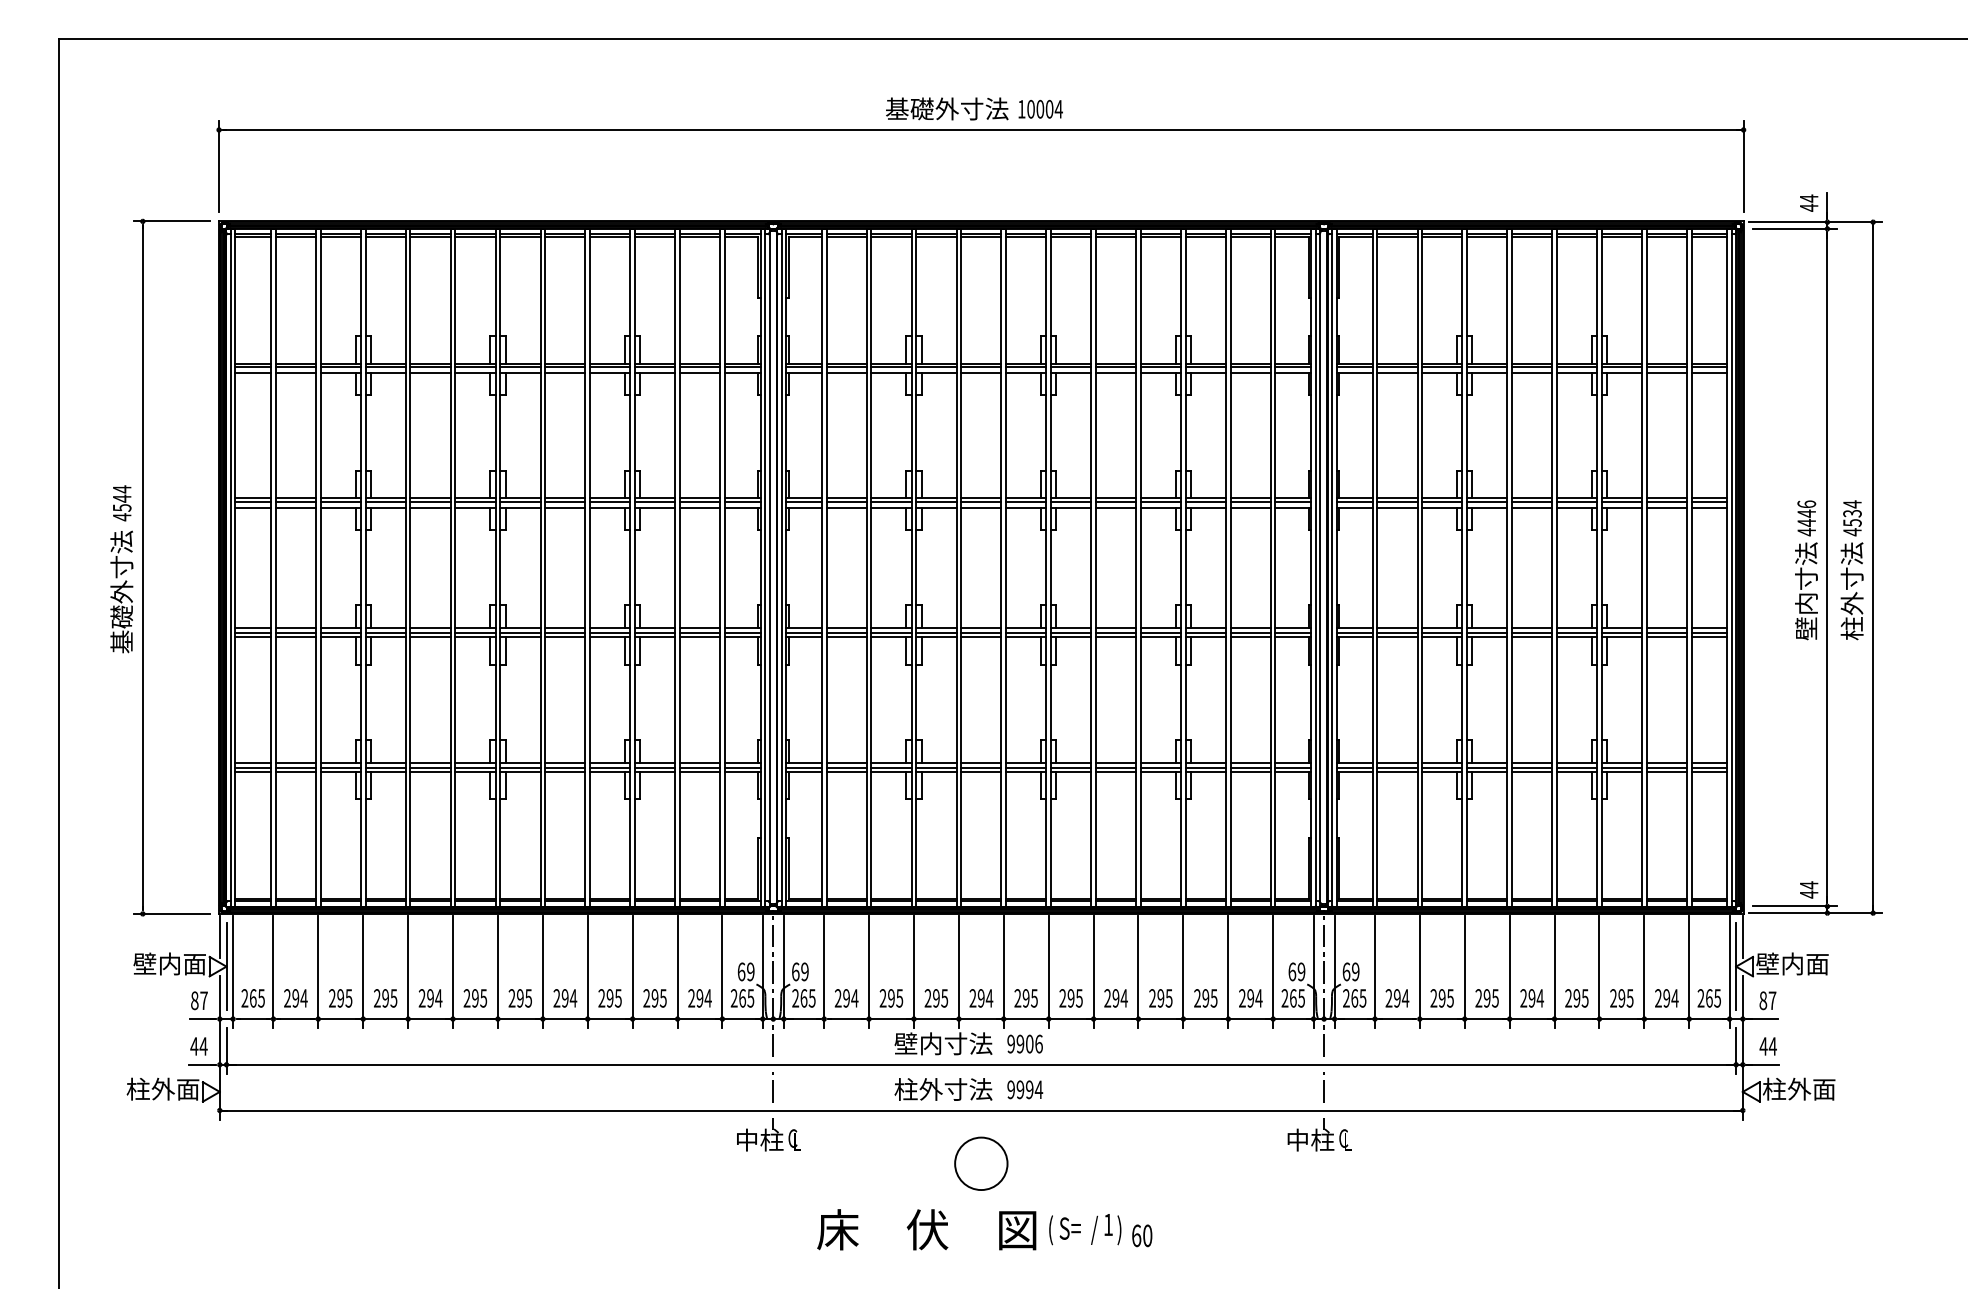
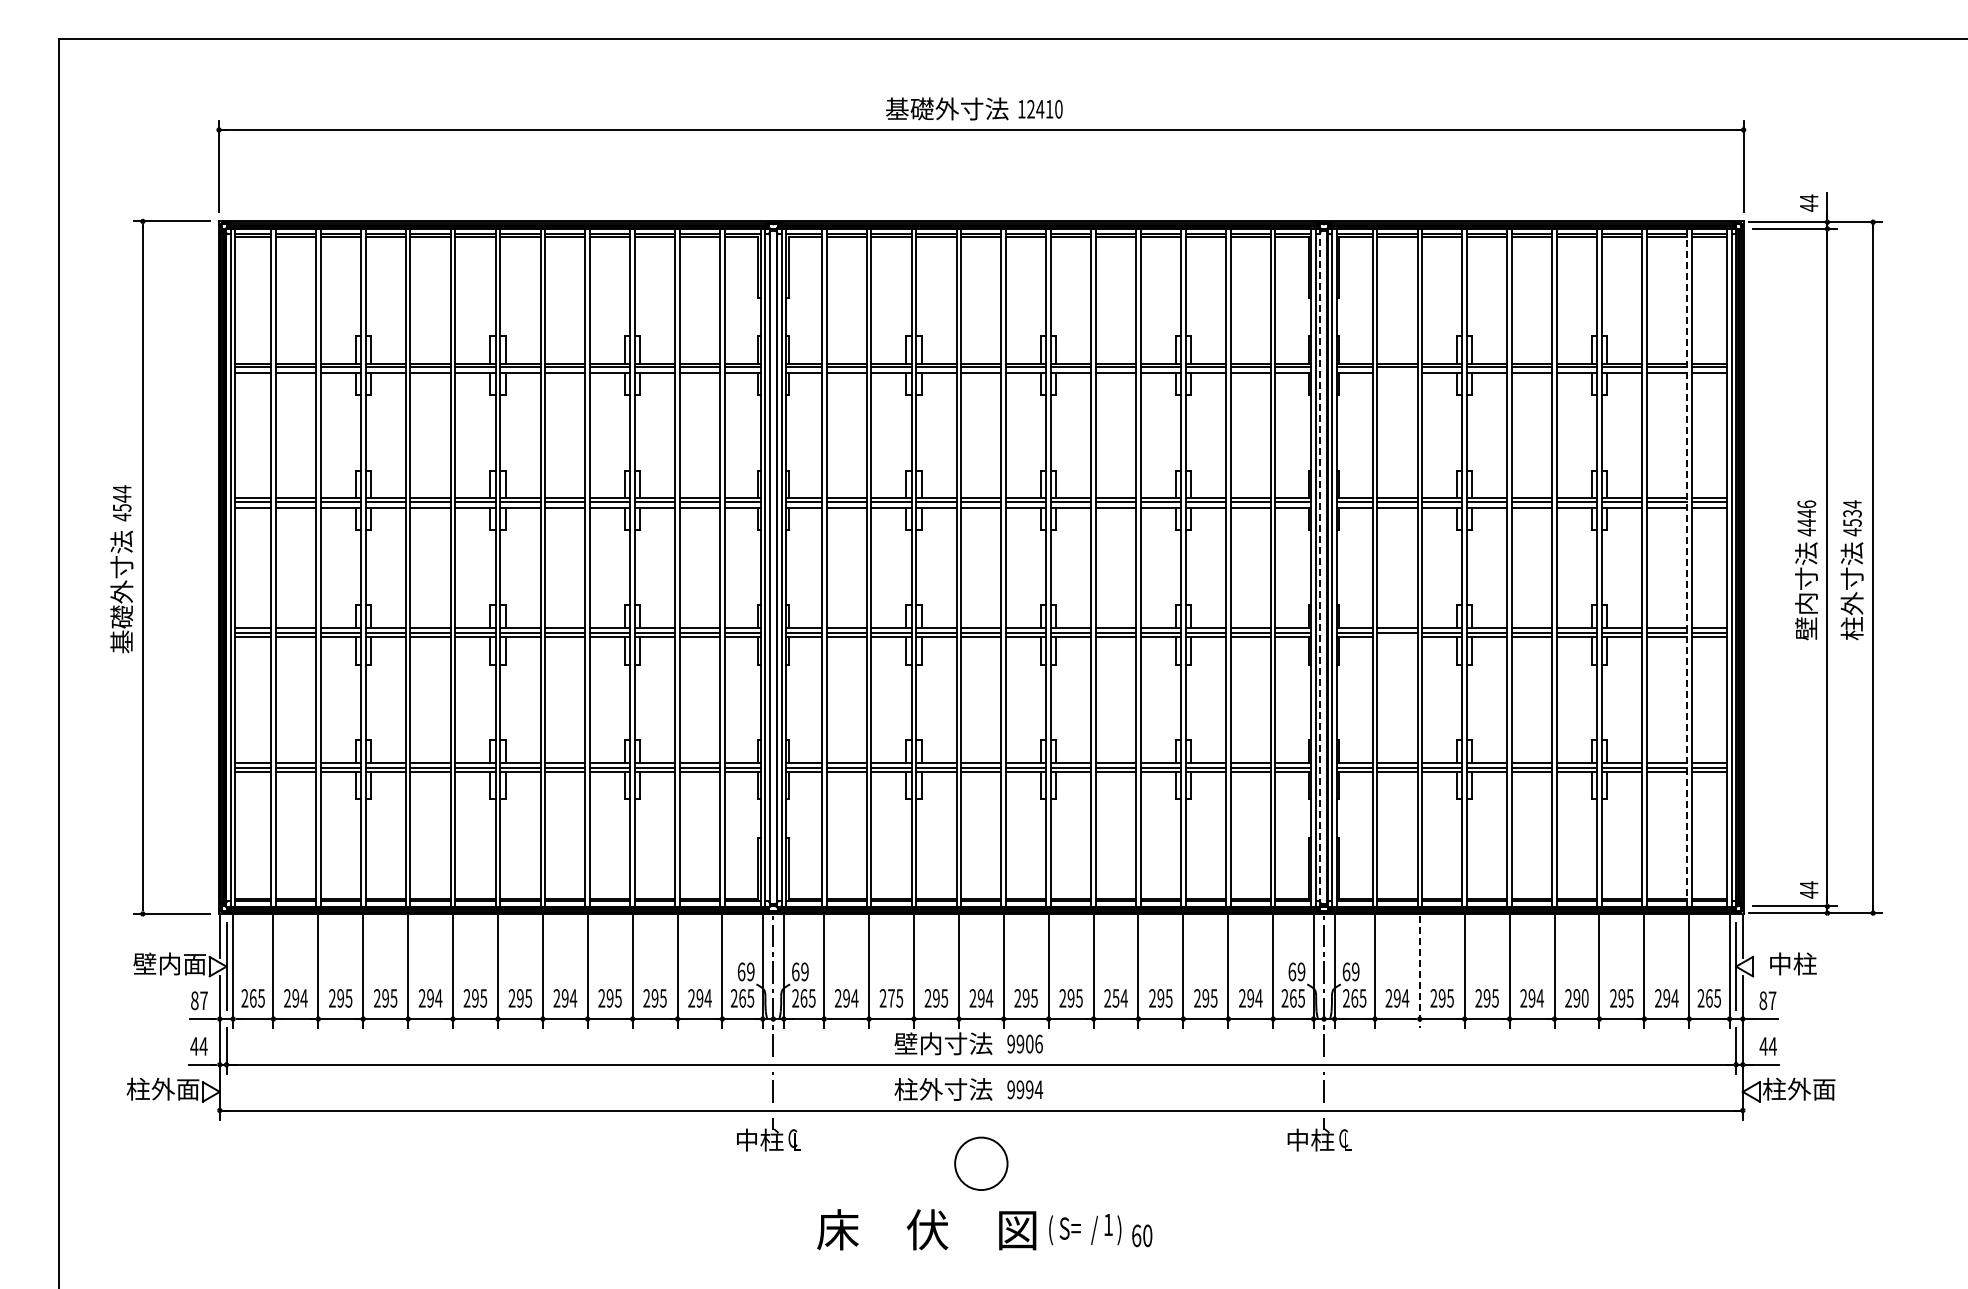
text: 10004 -> 12410 (1044, 108)
line: present -> none (1397, 372)
line: solid -> dashed (1320, 567)
line: solid -> dashed (1686, 568)
line: present -> none (1397, 636)
text: 壁内面 -> 中柱 (1792, 963)
line: solid -> dashed (1419, 972)
text: 295 -> 275 (891, 998)
text: 294 -> 254 (1115, 998)
text: 295 -> 290 (1584, 998)
